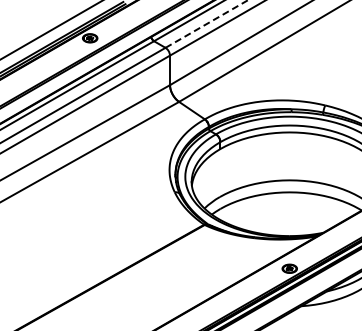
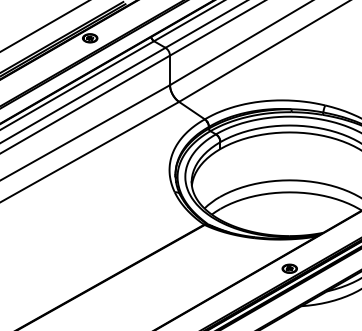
line: dashed -> solid (207, 23)
line position: (50, 30) -> (44, 26) (44, 26)
